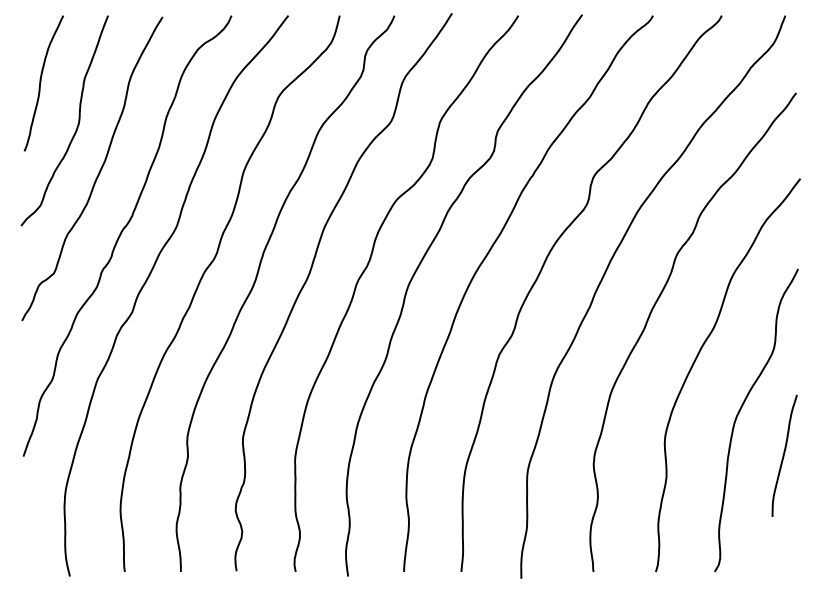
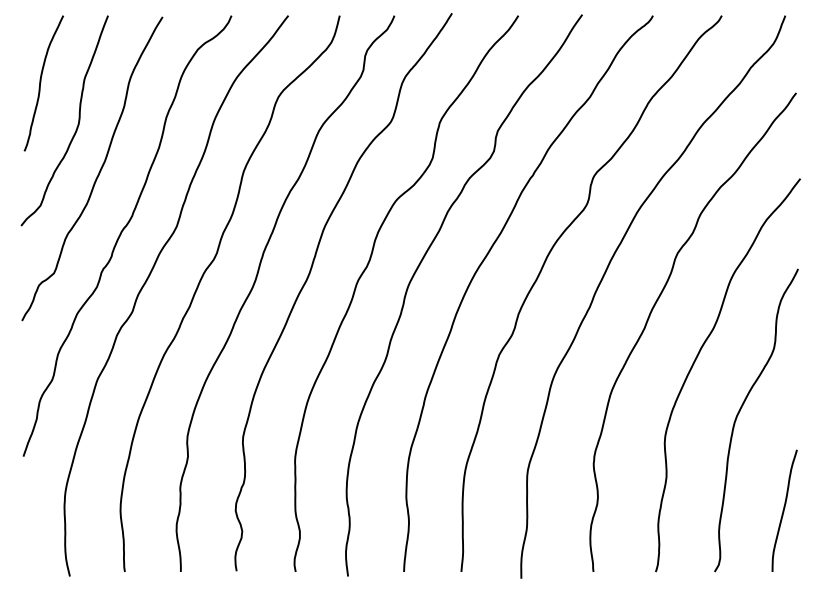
curve position: (784, 455) -> (784, 510) (784, 510)
